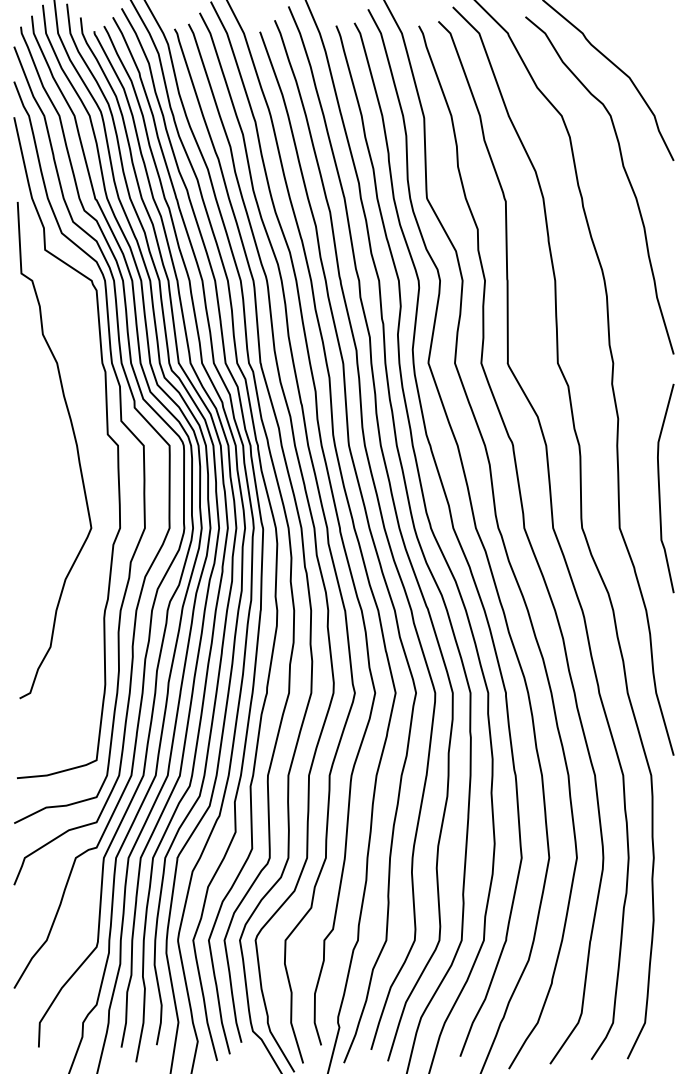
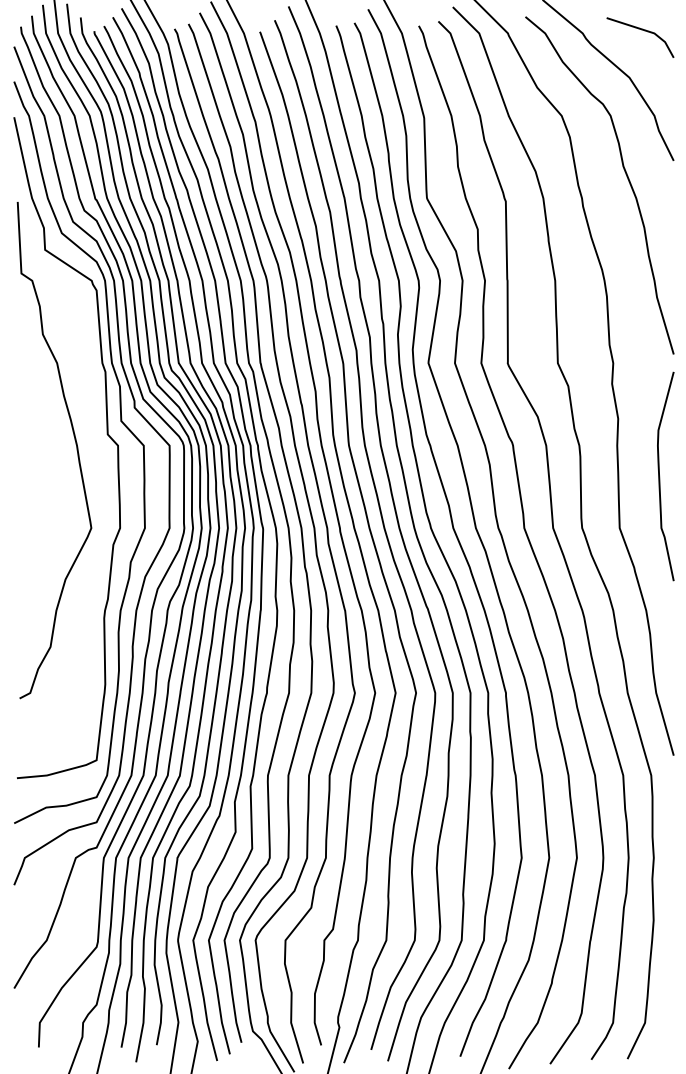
line: none -> present (641, 30)
curve position: (660, 488) -> (660, 476) (660, 476)
